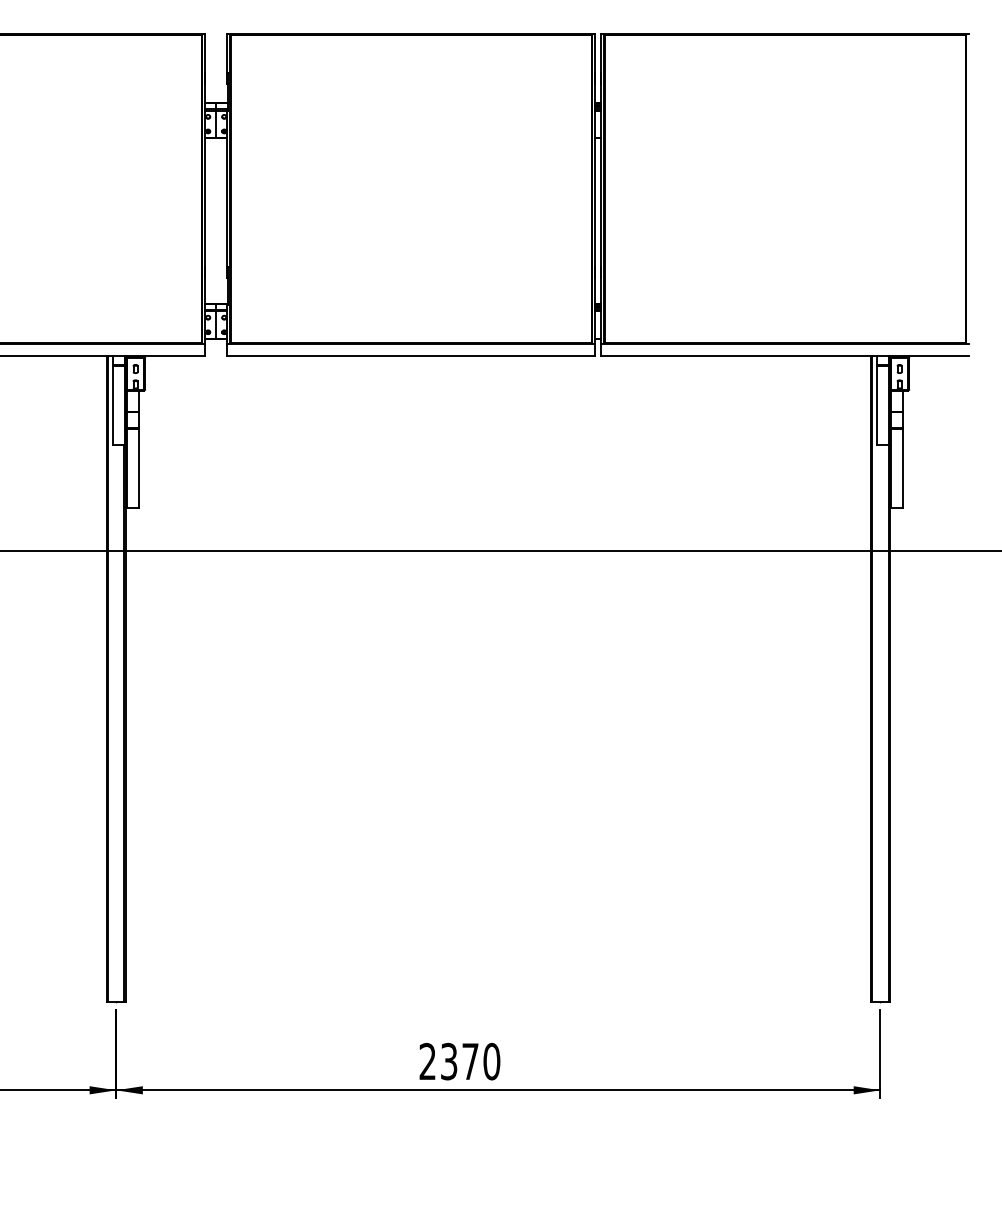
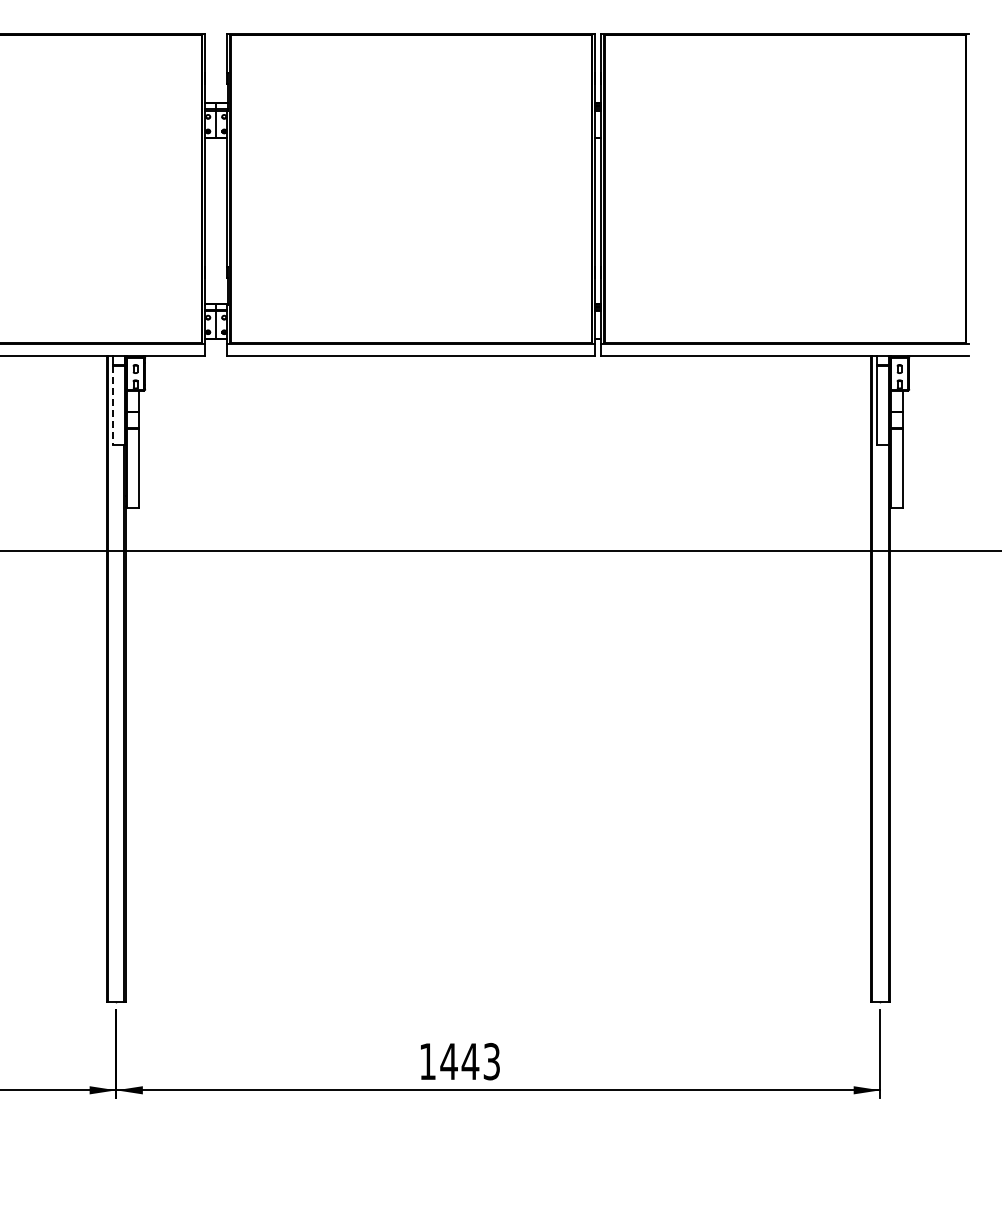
line: solid -> dashed (113, 405)
text: 2370 -> 1443 (459, 1061)
